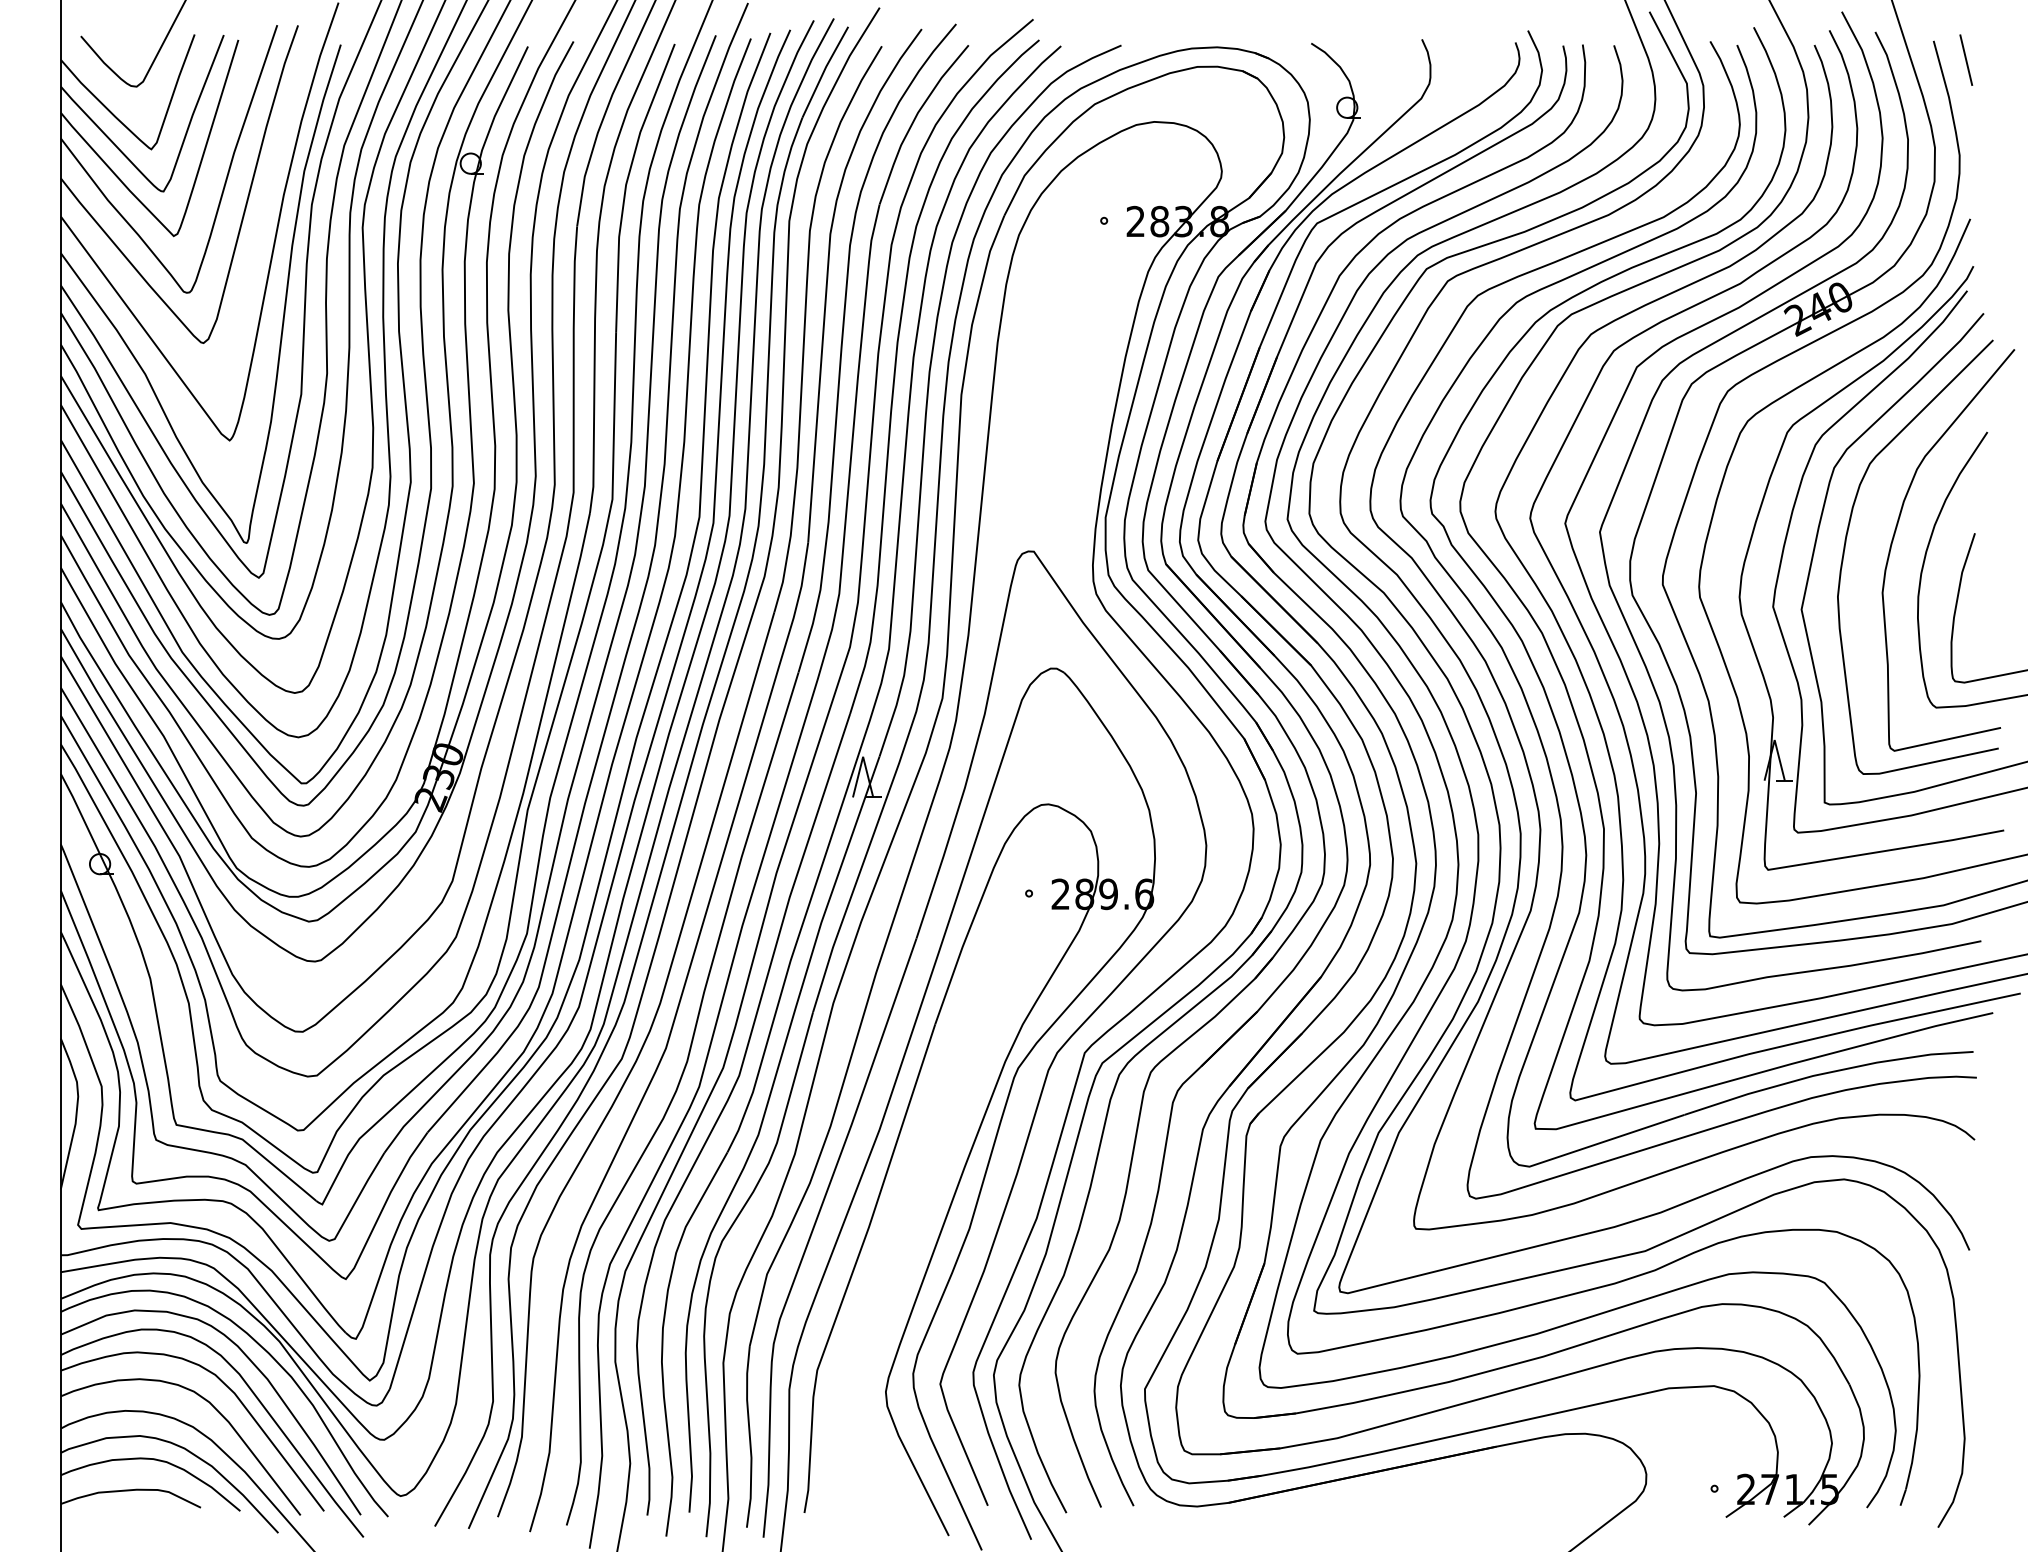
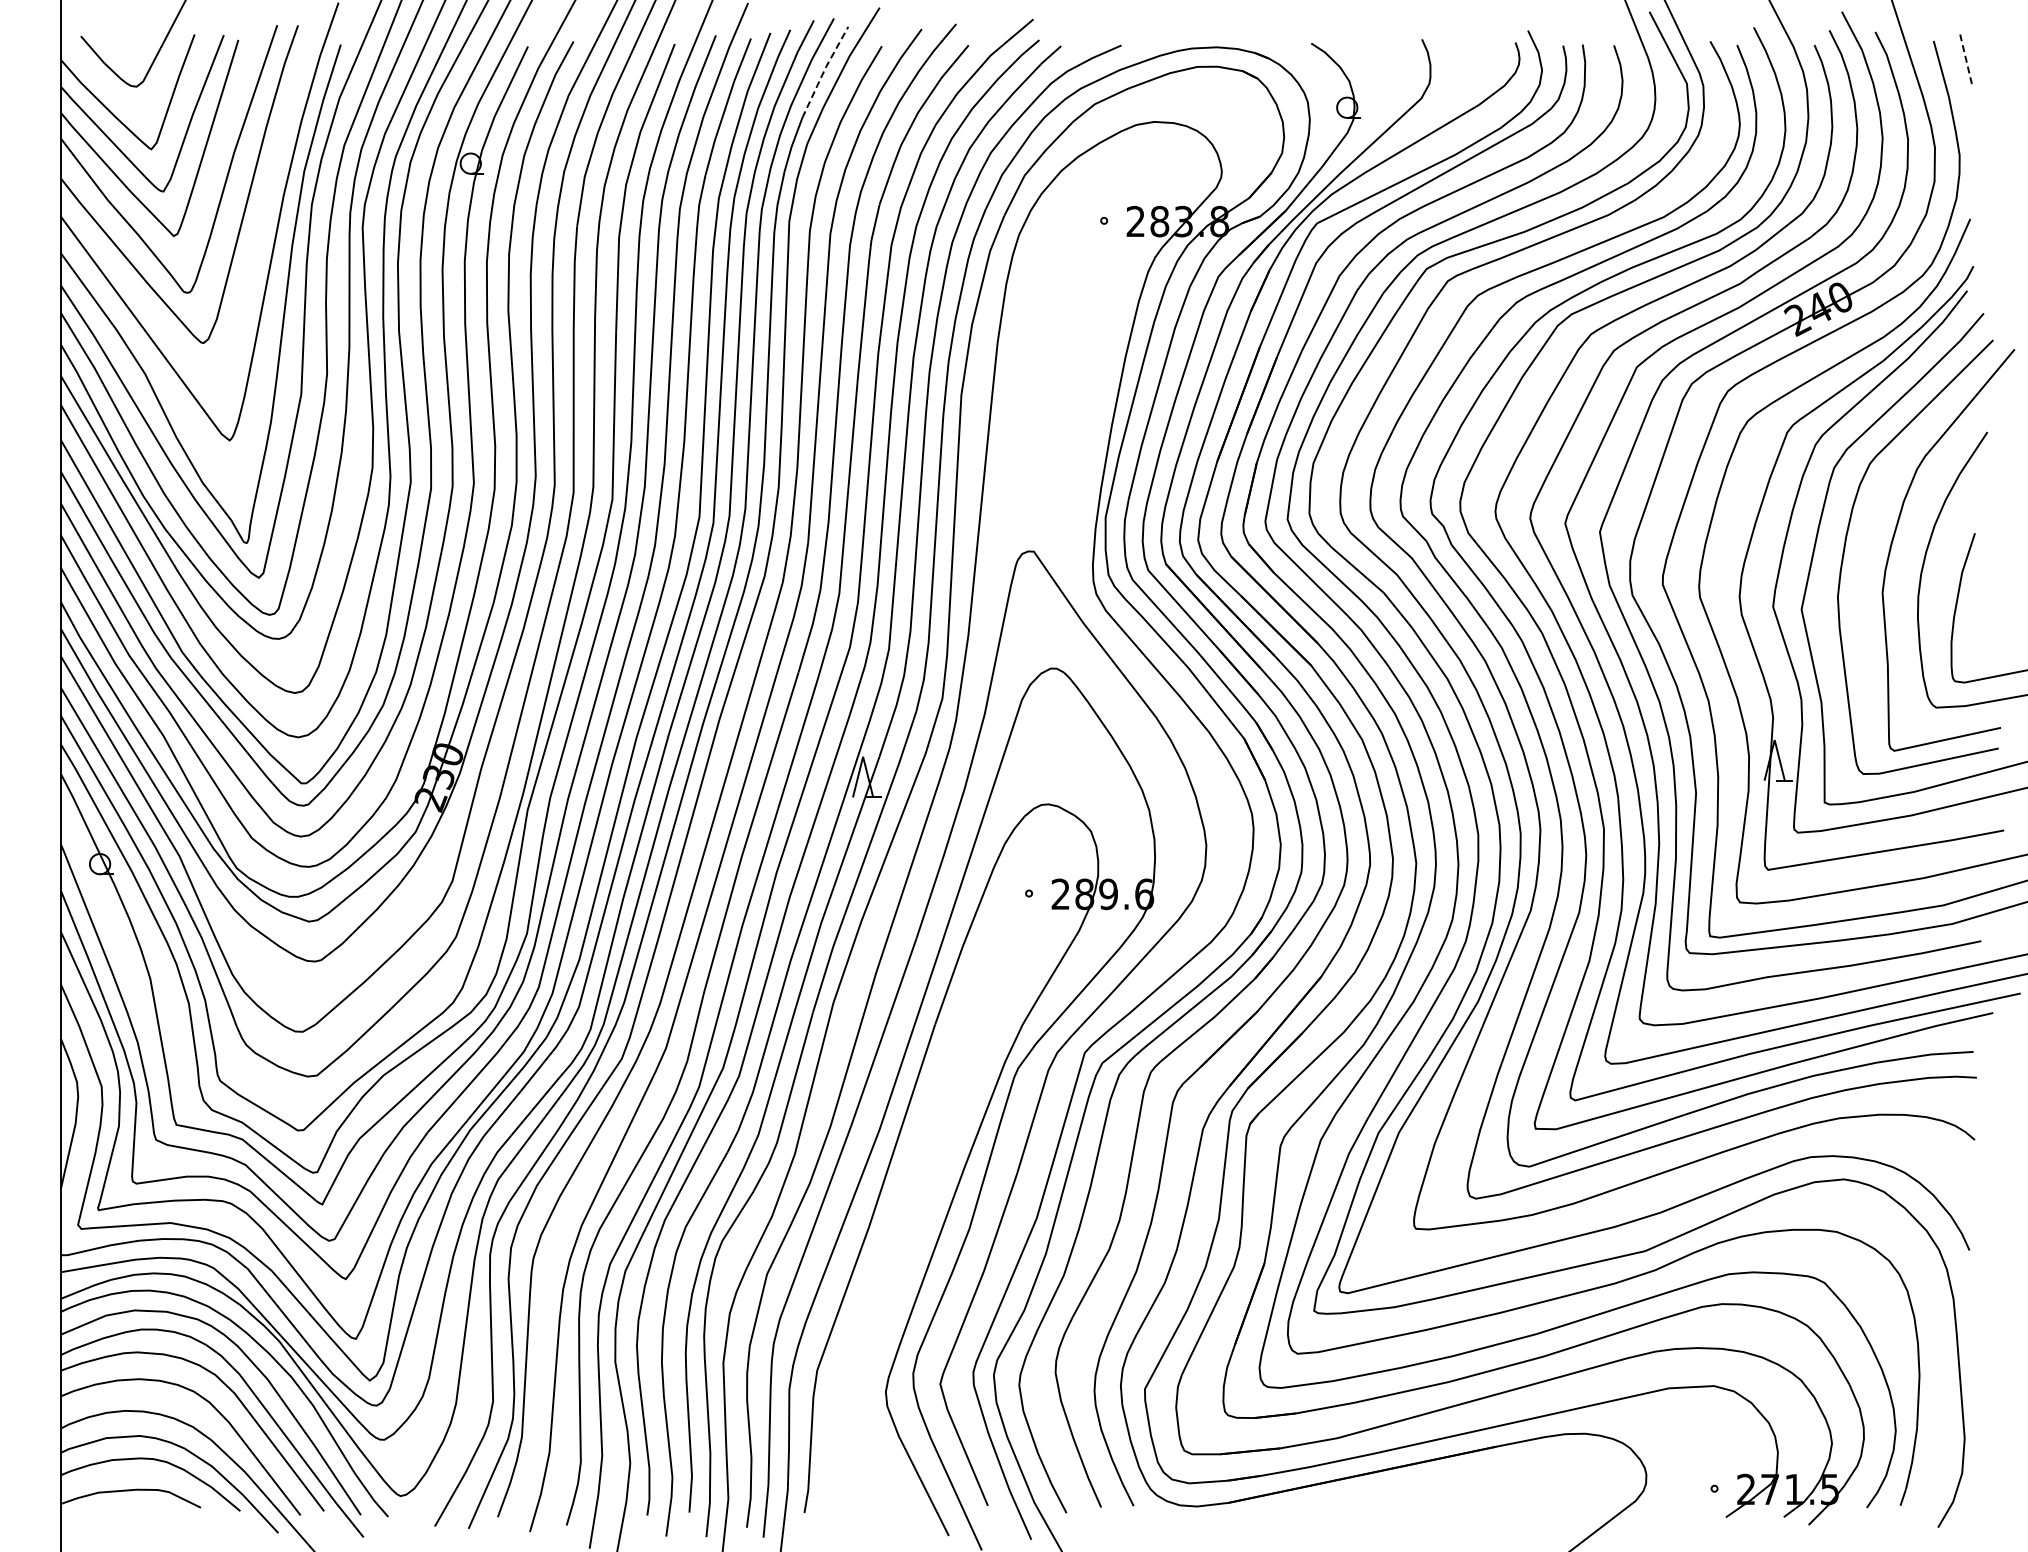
line: solid -> dashed (1966, 60)
line: solid -> dashed (824, 71)
